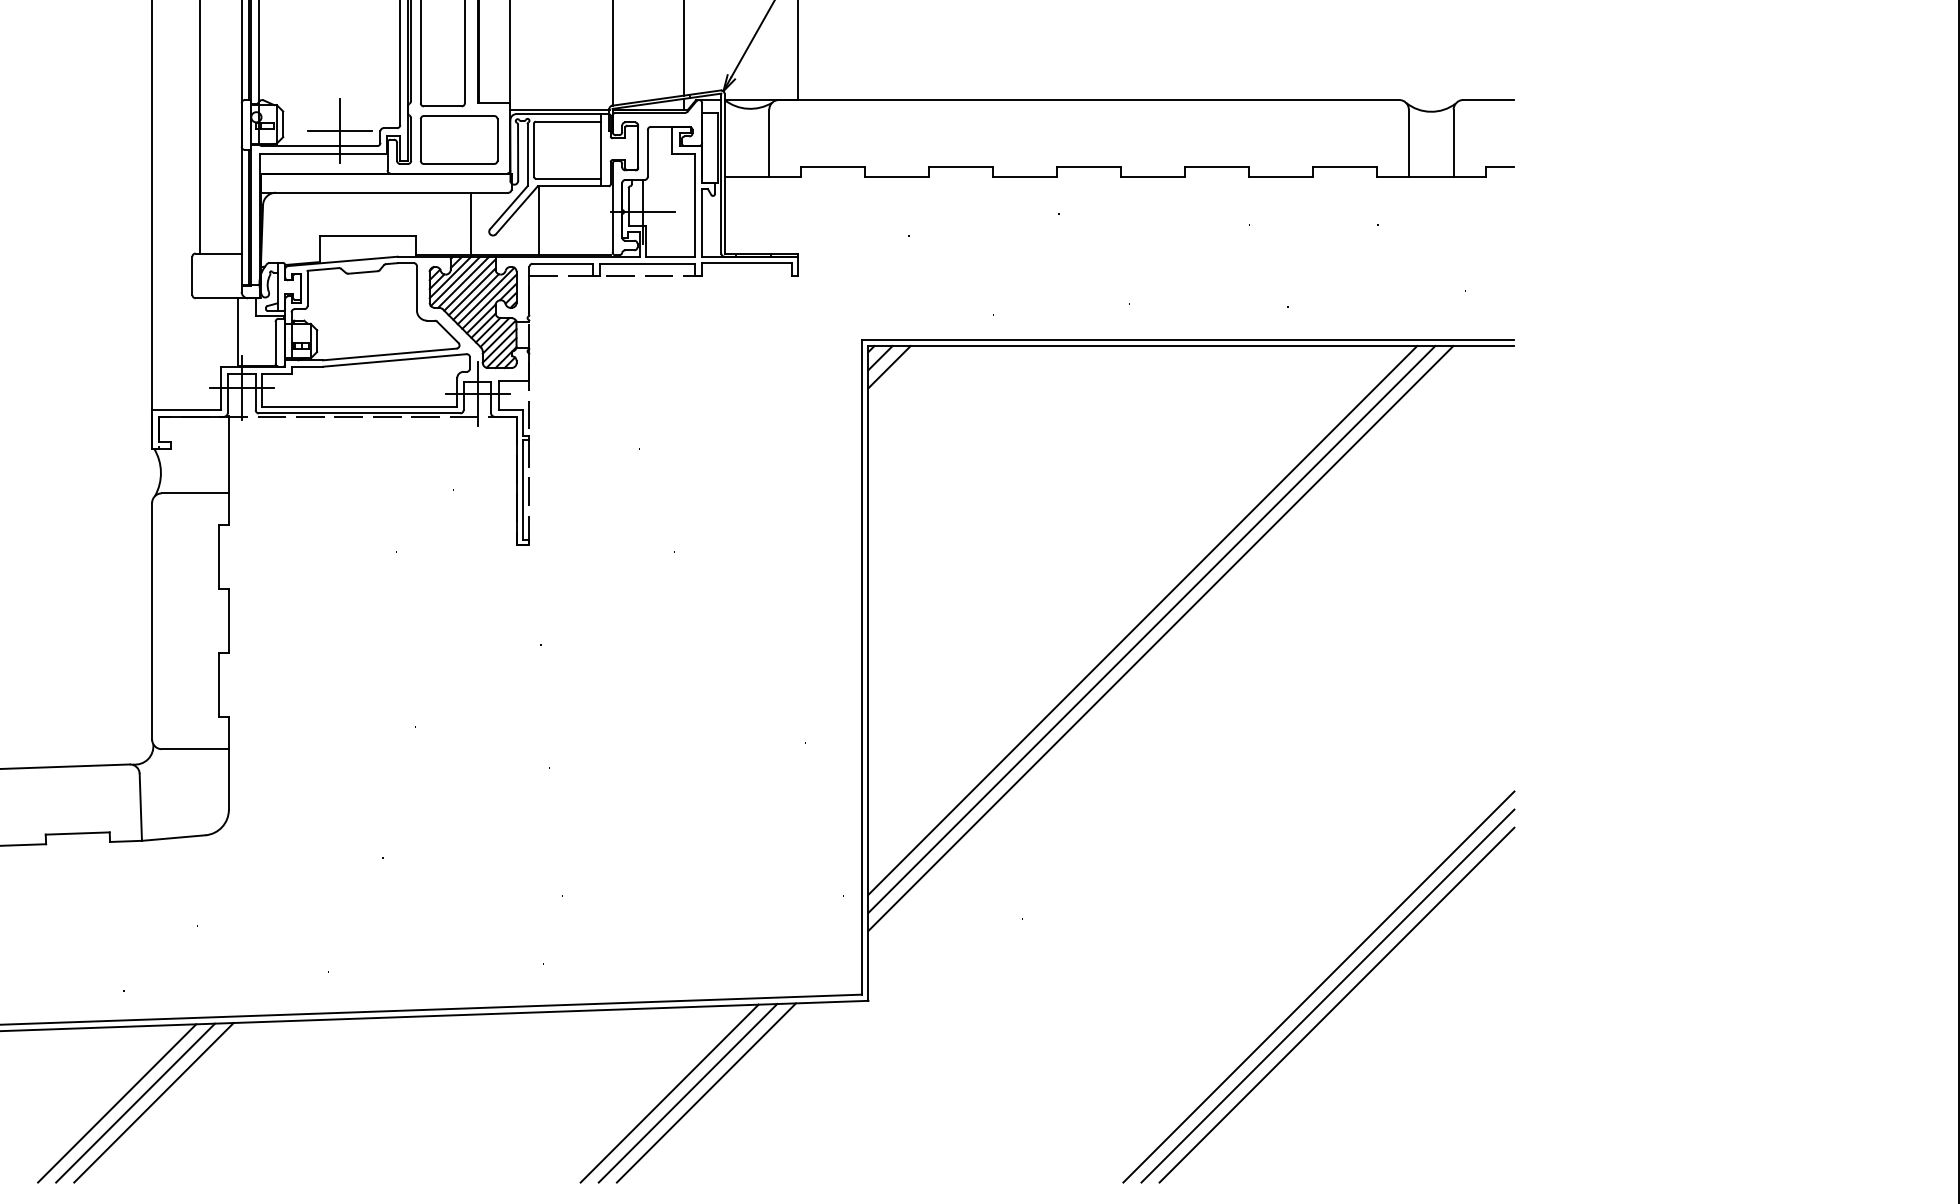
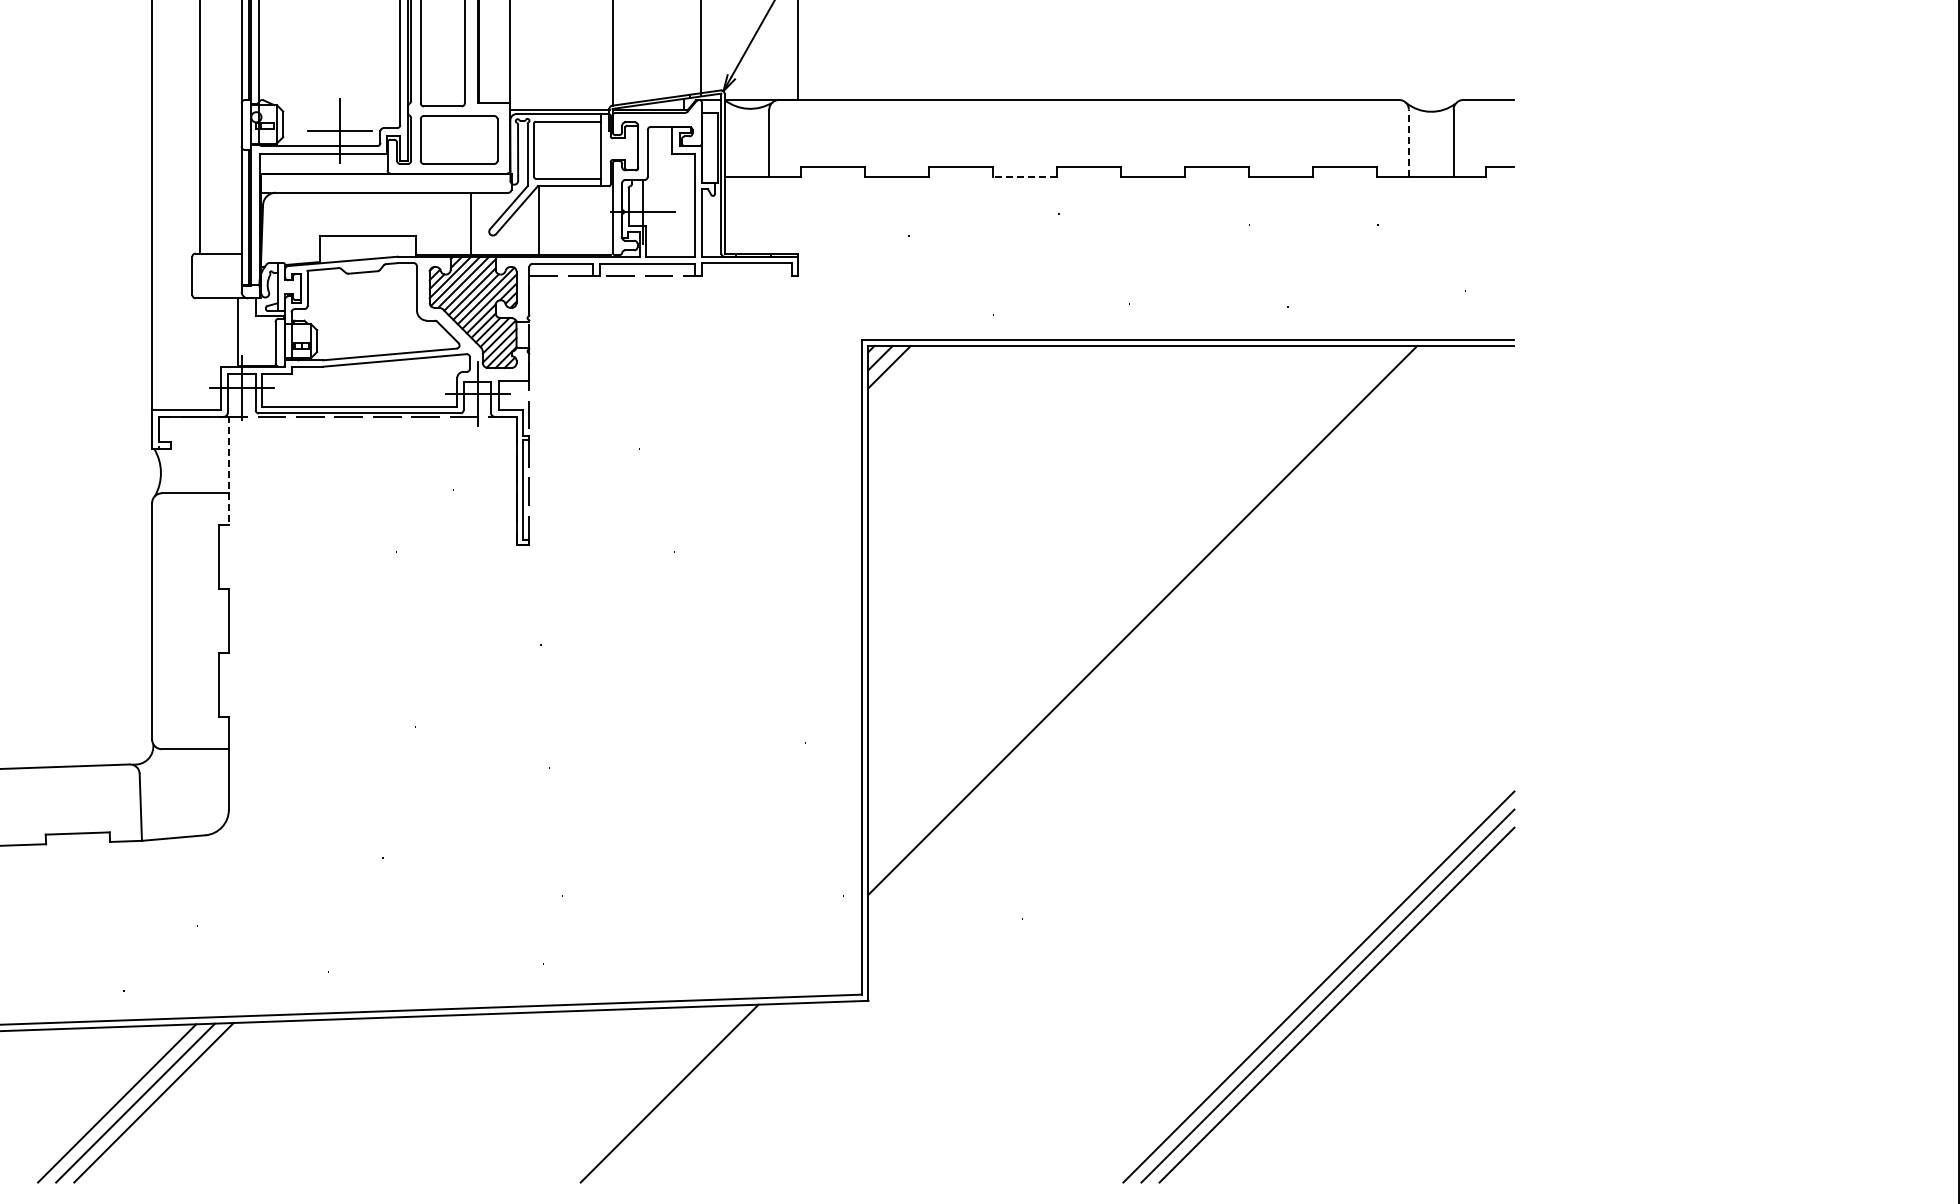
line position: (683, 48) -> (700, 48) (700, 48)
line: solid -> dashed (1408, 143)
line: solid -> dashed (1025, 176)
line: solid -> dashed (228, 470)
line: present -> none (1151, 629)
line: present -> none (1160, 638)
line: present -> none (687, 1092)
line: present -> none (706, 1092)
